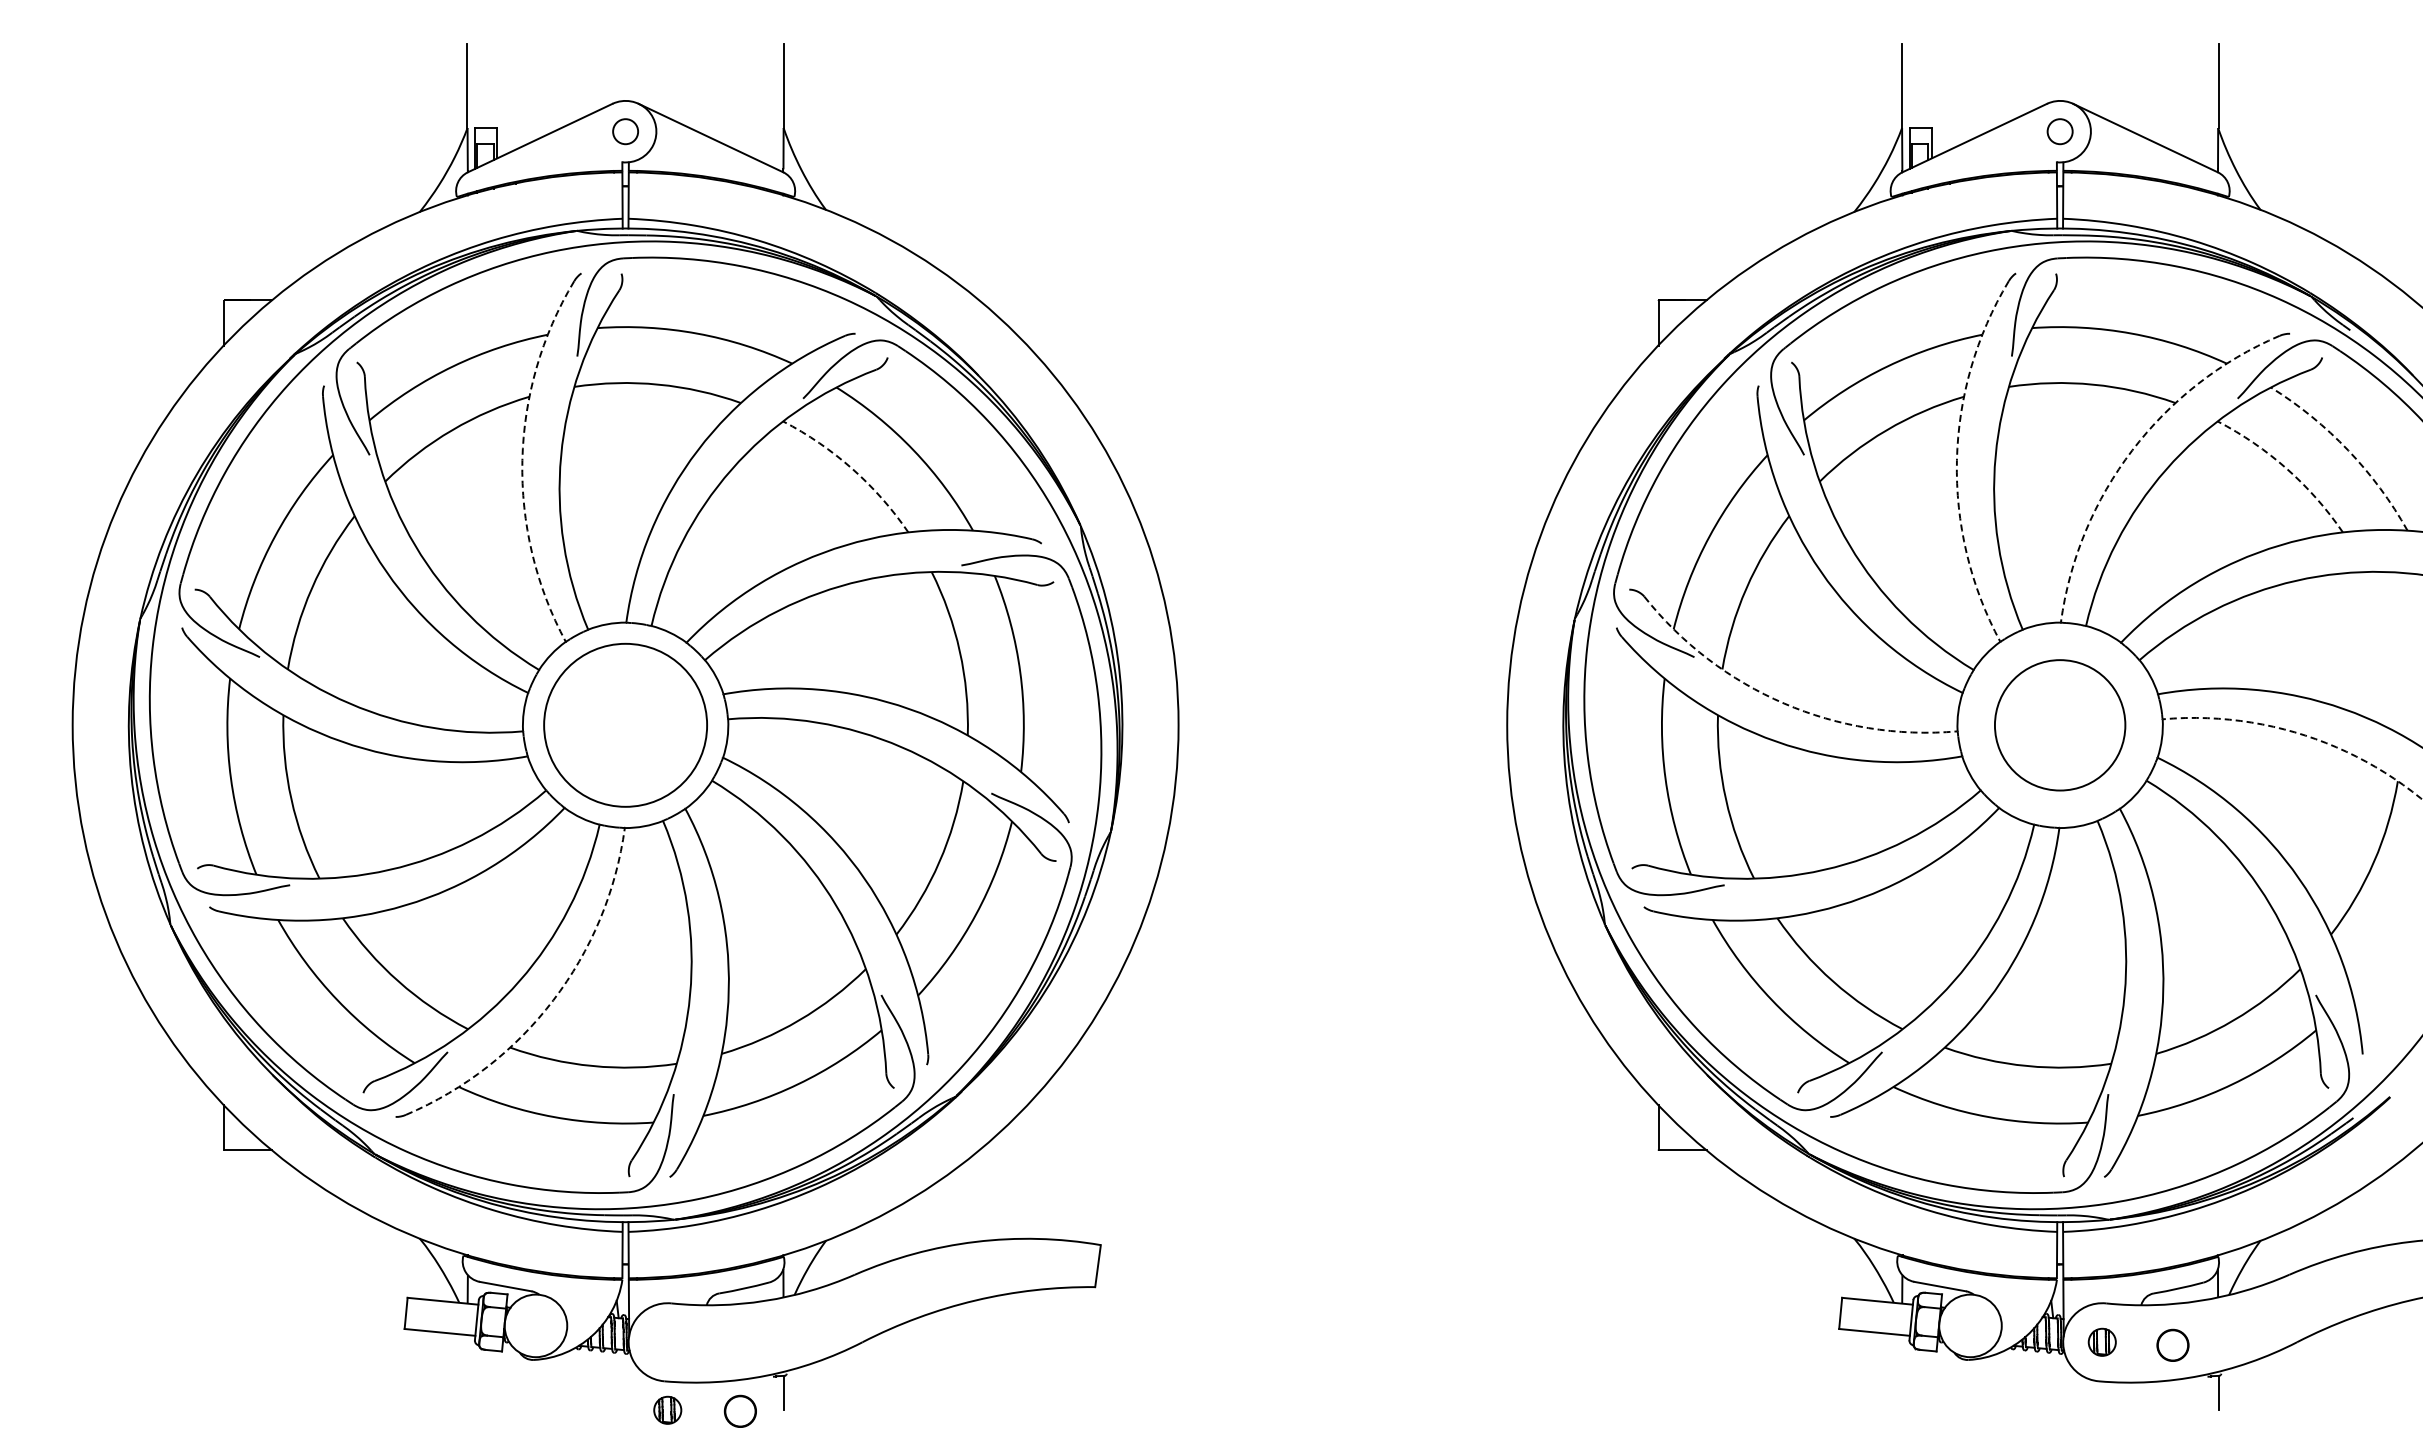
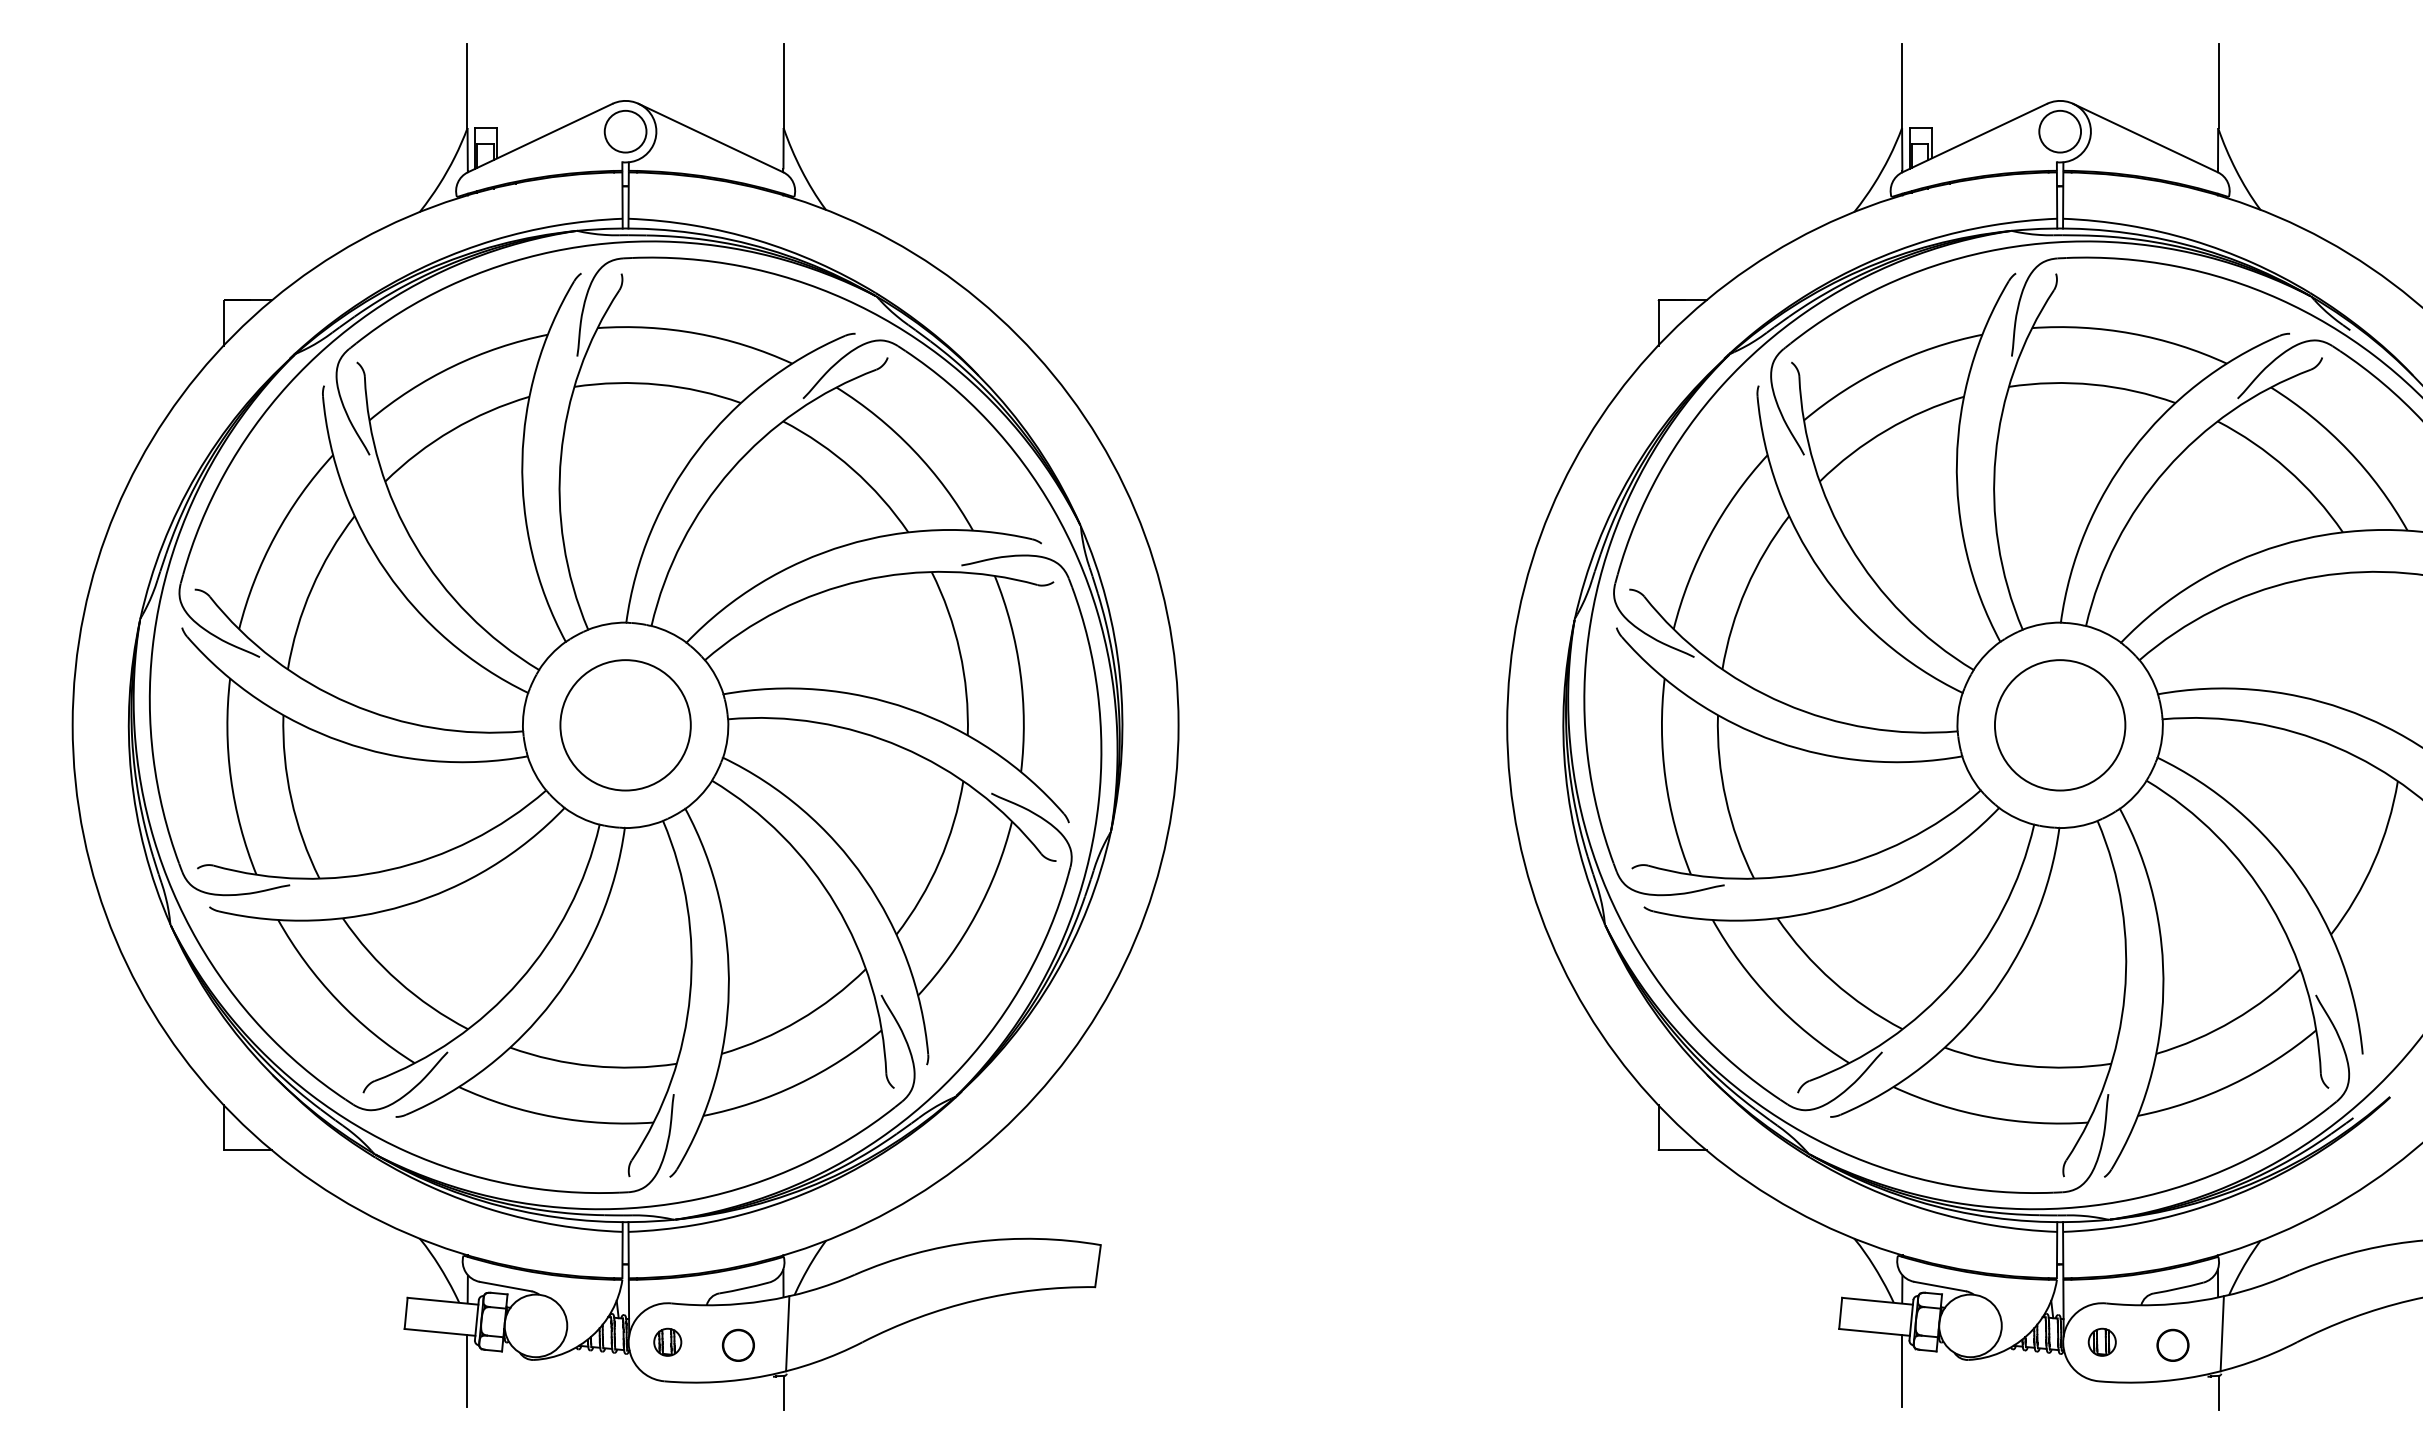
circle diameter: 25 px -> 42 px (625, 131)
circle diameter: 25 px -> 42 px (2060, 131)
arc: dashed -> solid (2132, 450)
arc: dashed -> solid (2348, 450)
arc: dashed -> solid (522, 460)
arc: dashed -> solid (1956, 460)
arc: dashed -> solid (852, 469)
arc: dashed -> solid (2287, 469)
arc: dashed -> solid (1784, 703)
circle diameter: 163 px -> 130 px (625, 725)
arc: dashed -> solid (2300, 734)
arc: dashed -> solid (553, 1000)
line: none -> present (787, 1333)
line: none -> present (2221, 1333)
line: none -> present (467, 1370)
line: none -> present (1901, 1370)
part position: (667, 1409) -> (667, 1341) (667, 1341)
circle position: (739, 1410) -> (737, 1344) (737, 1344)
